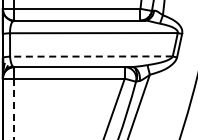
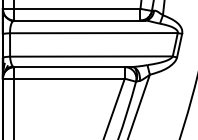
line: dashed -> solid (90, 56)
line: dashed -> solid (14, 109)
